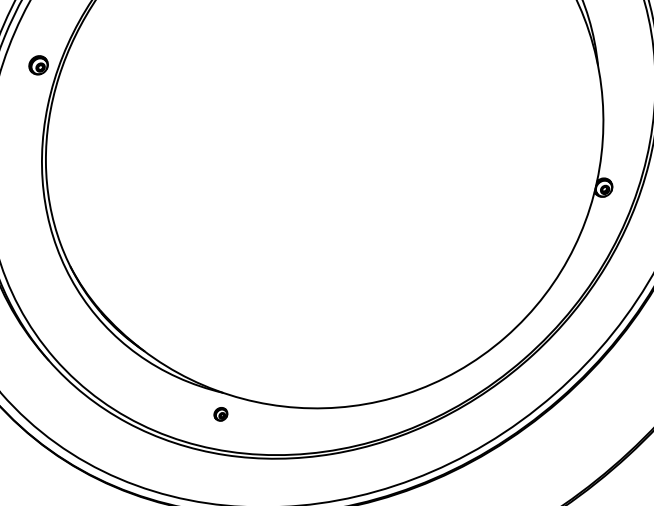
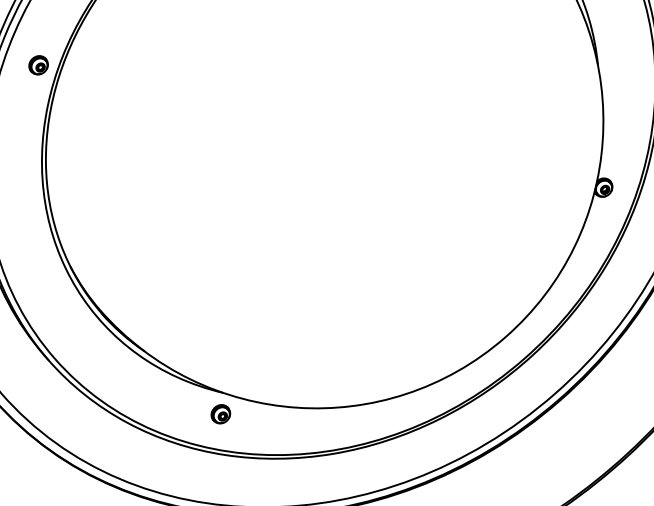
part size: 16x15 px -> 22x21 px (220, 414)
